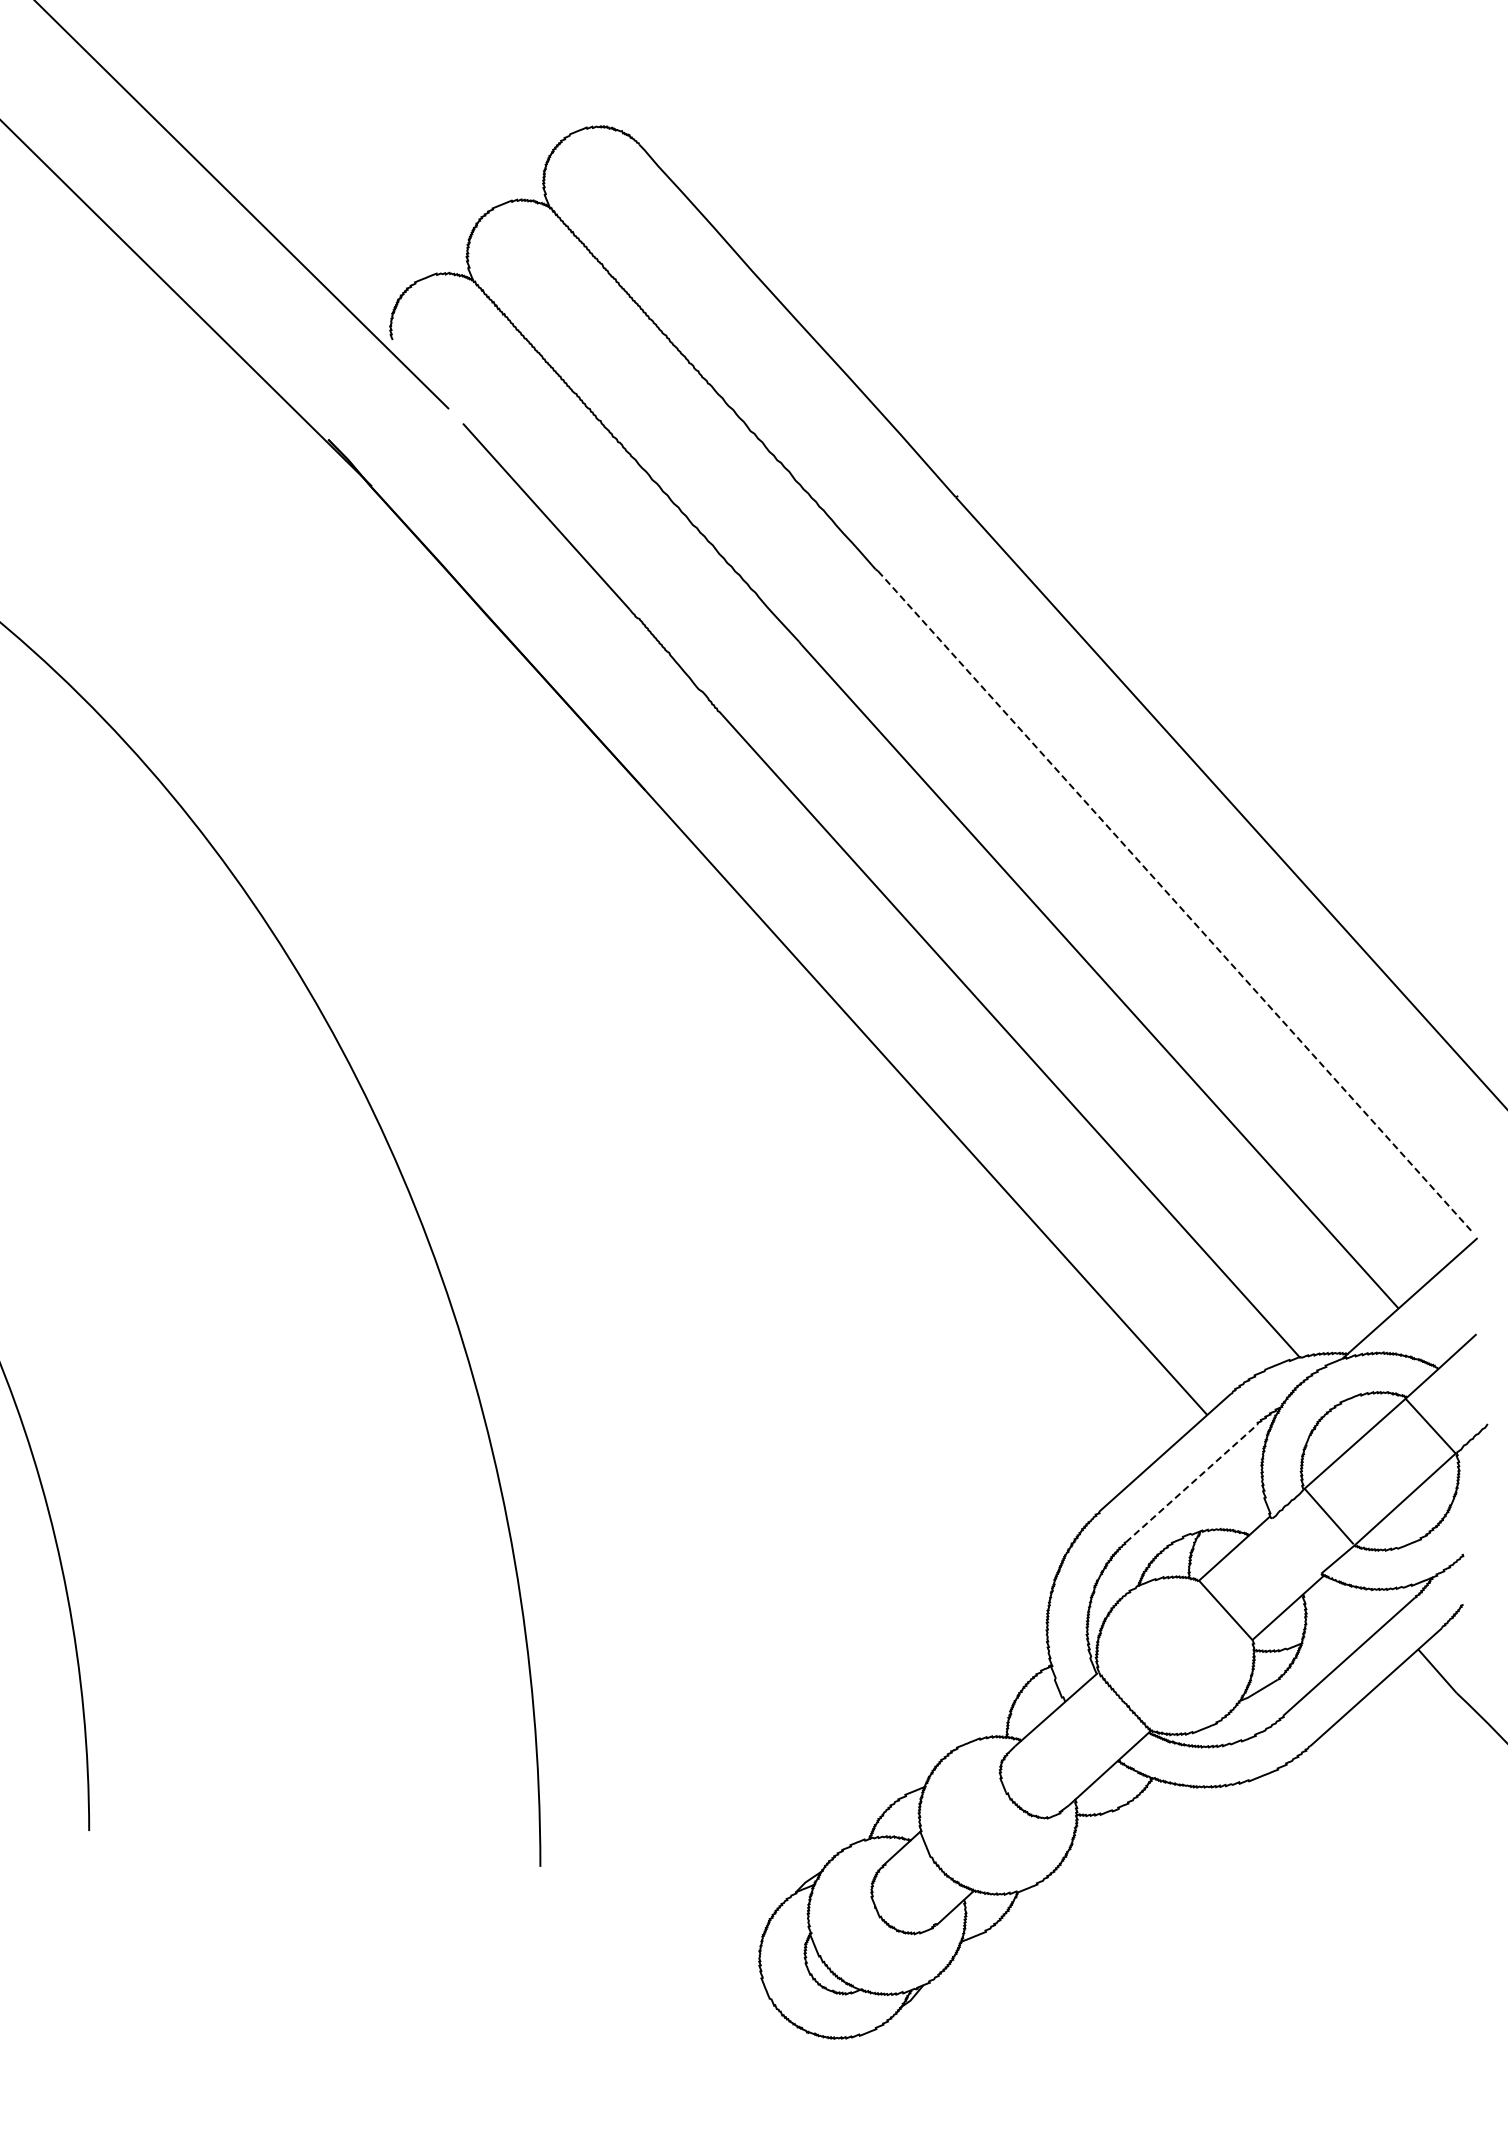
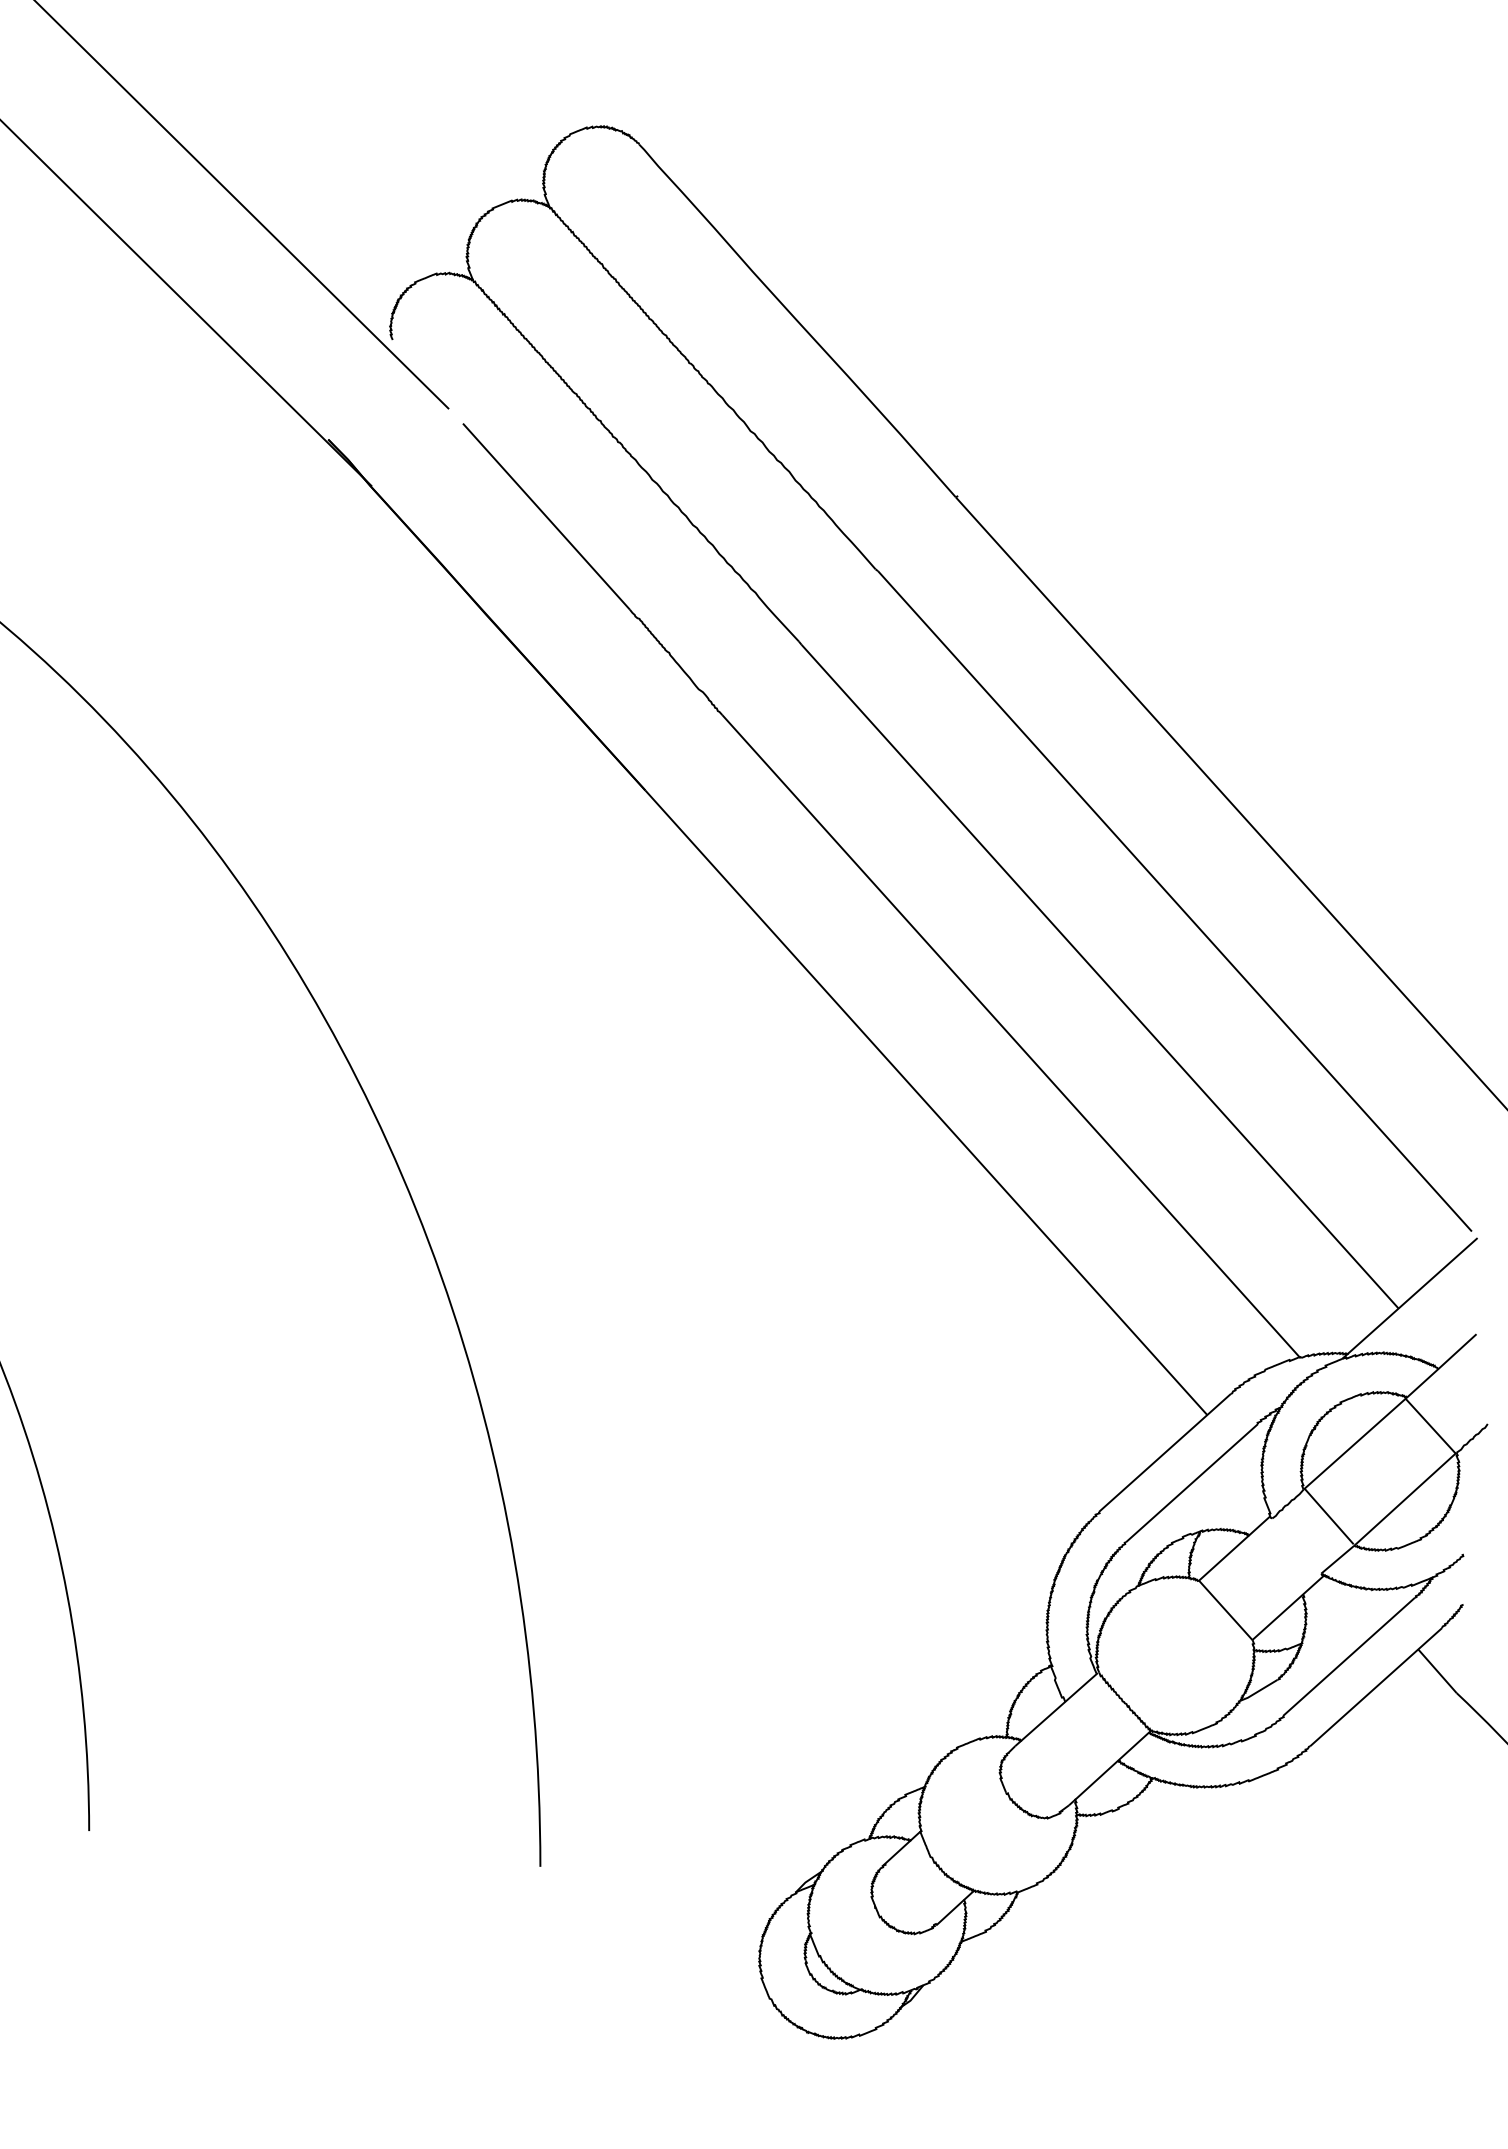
line: dashed -> solid (1175, 901)
line: dashed -> solid (1192, 1483)
